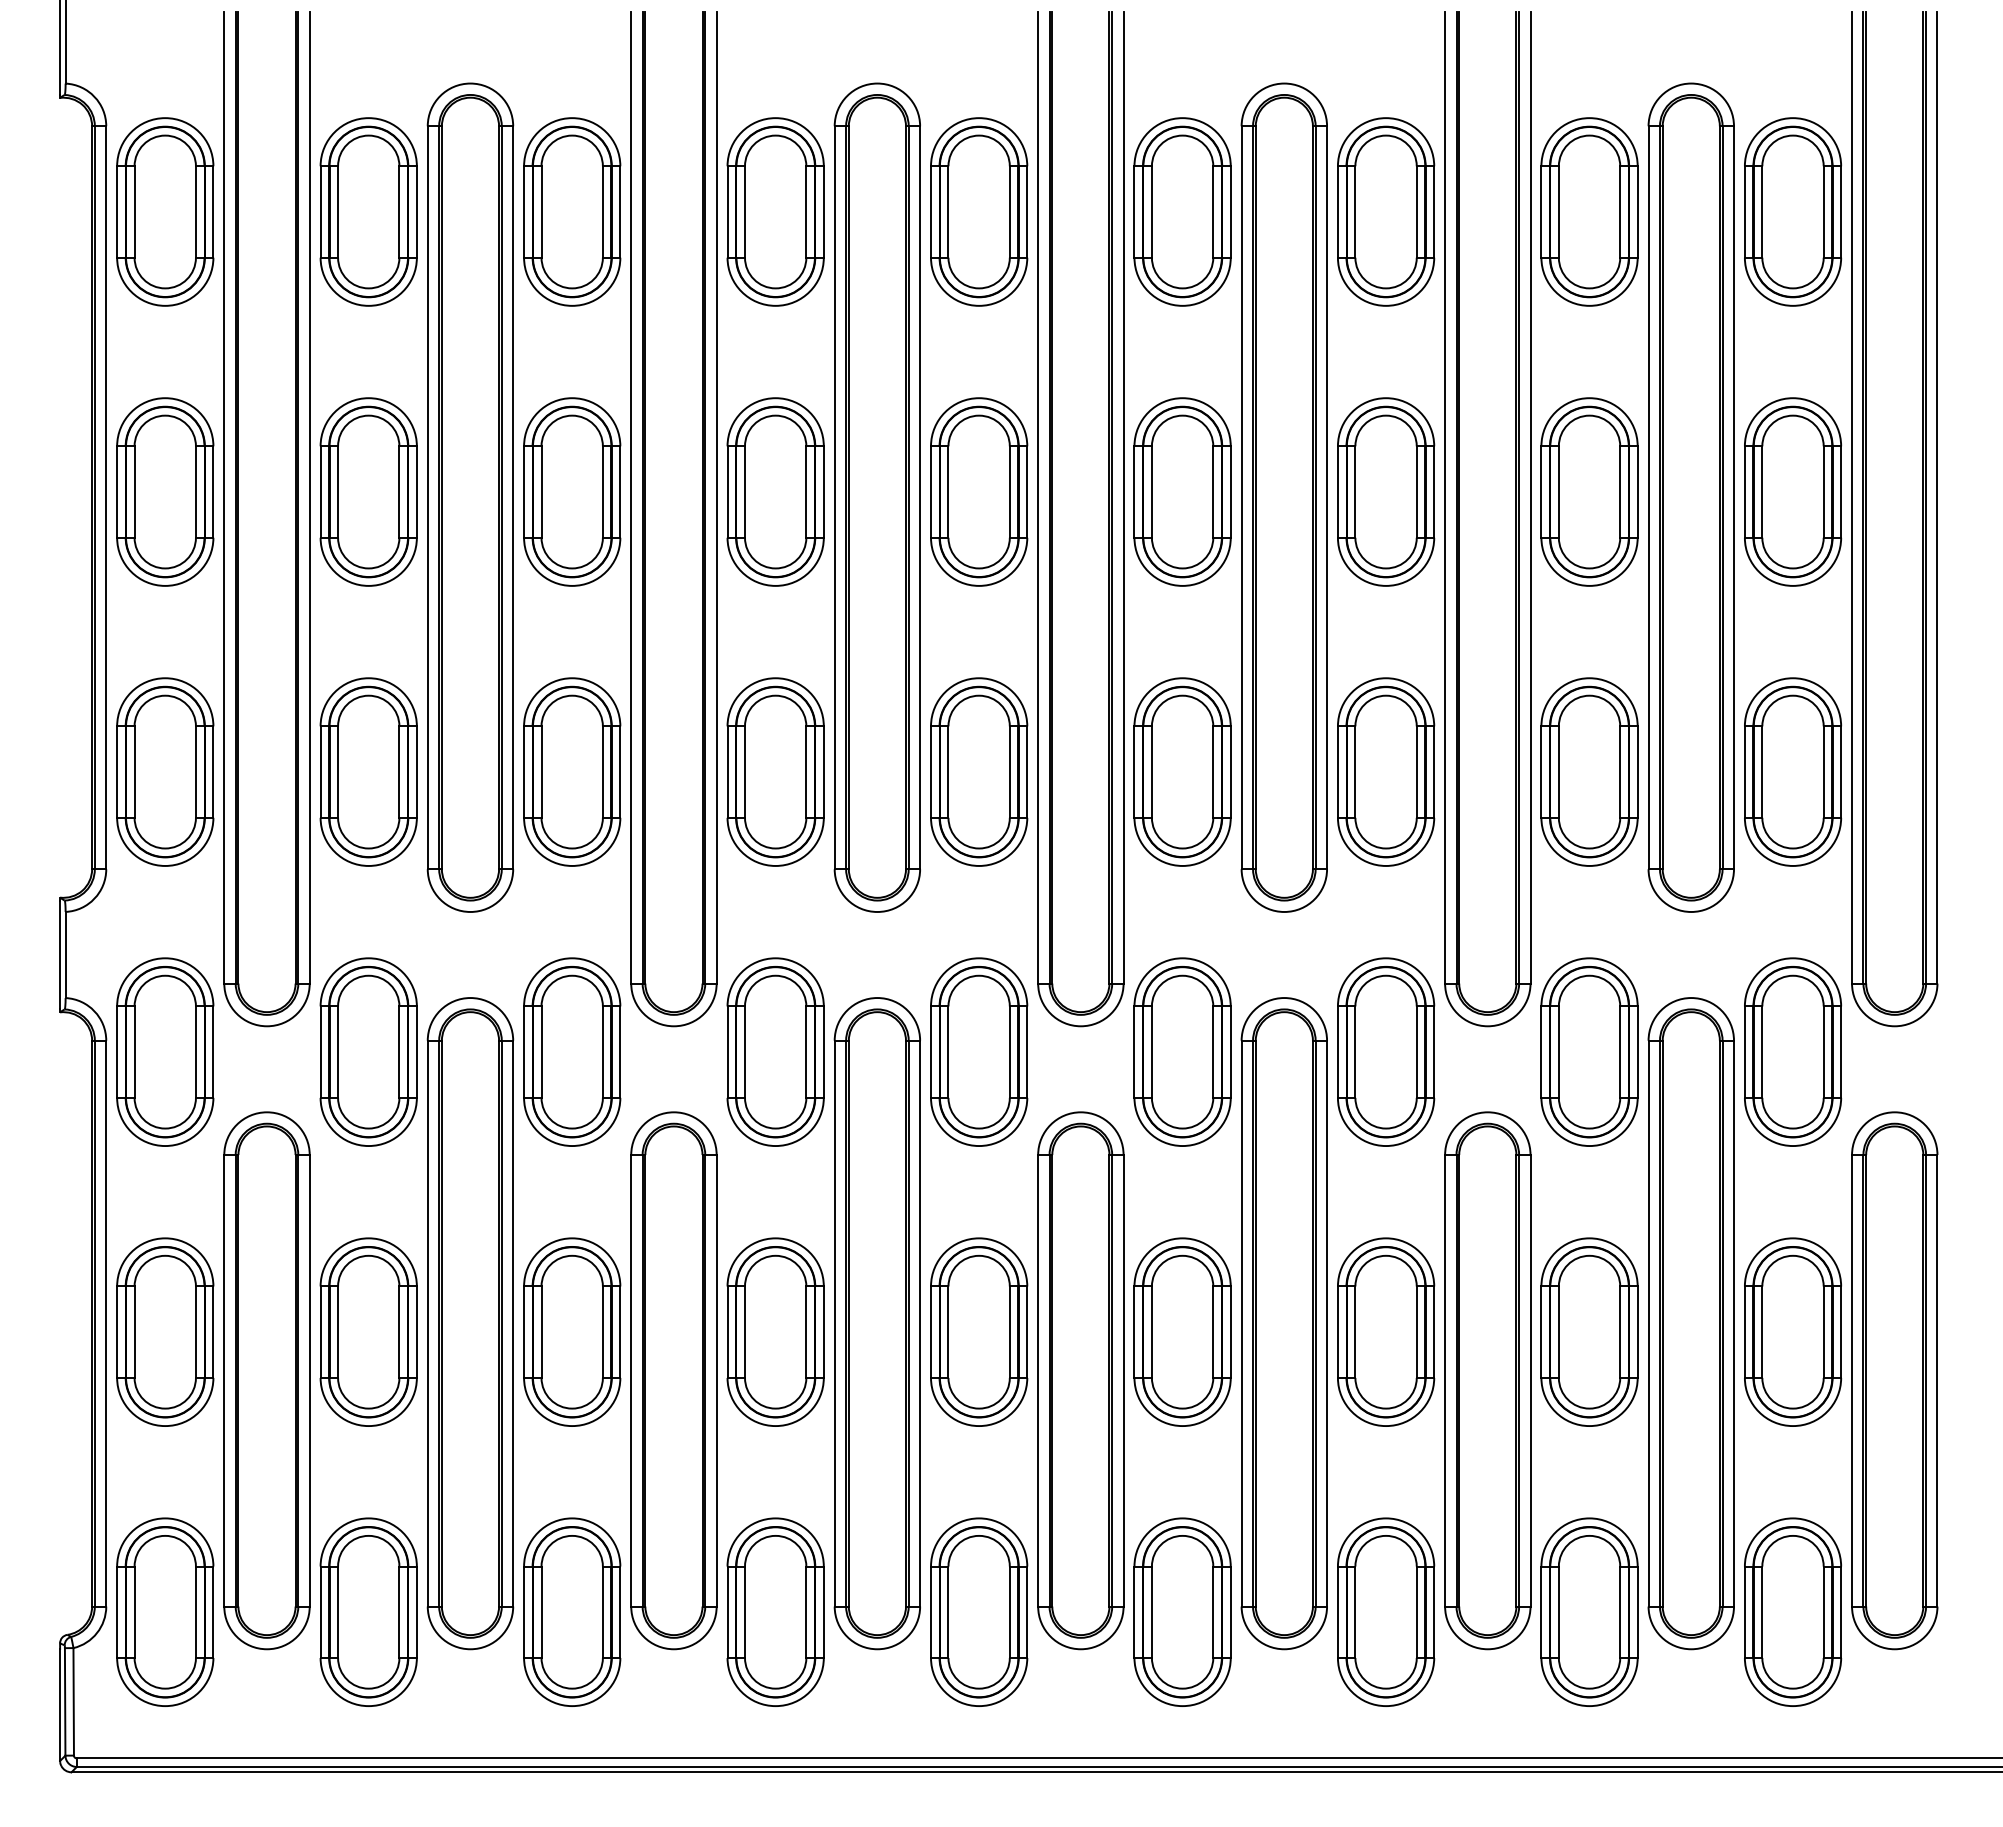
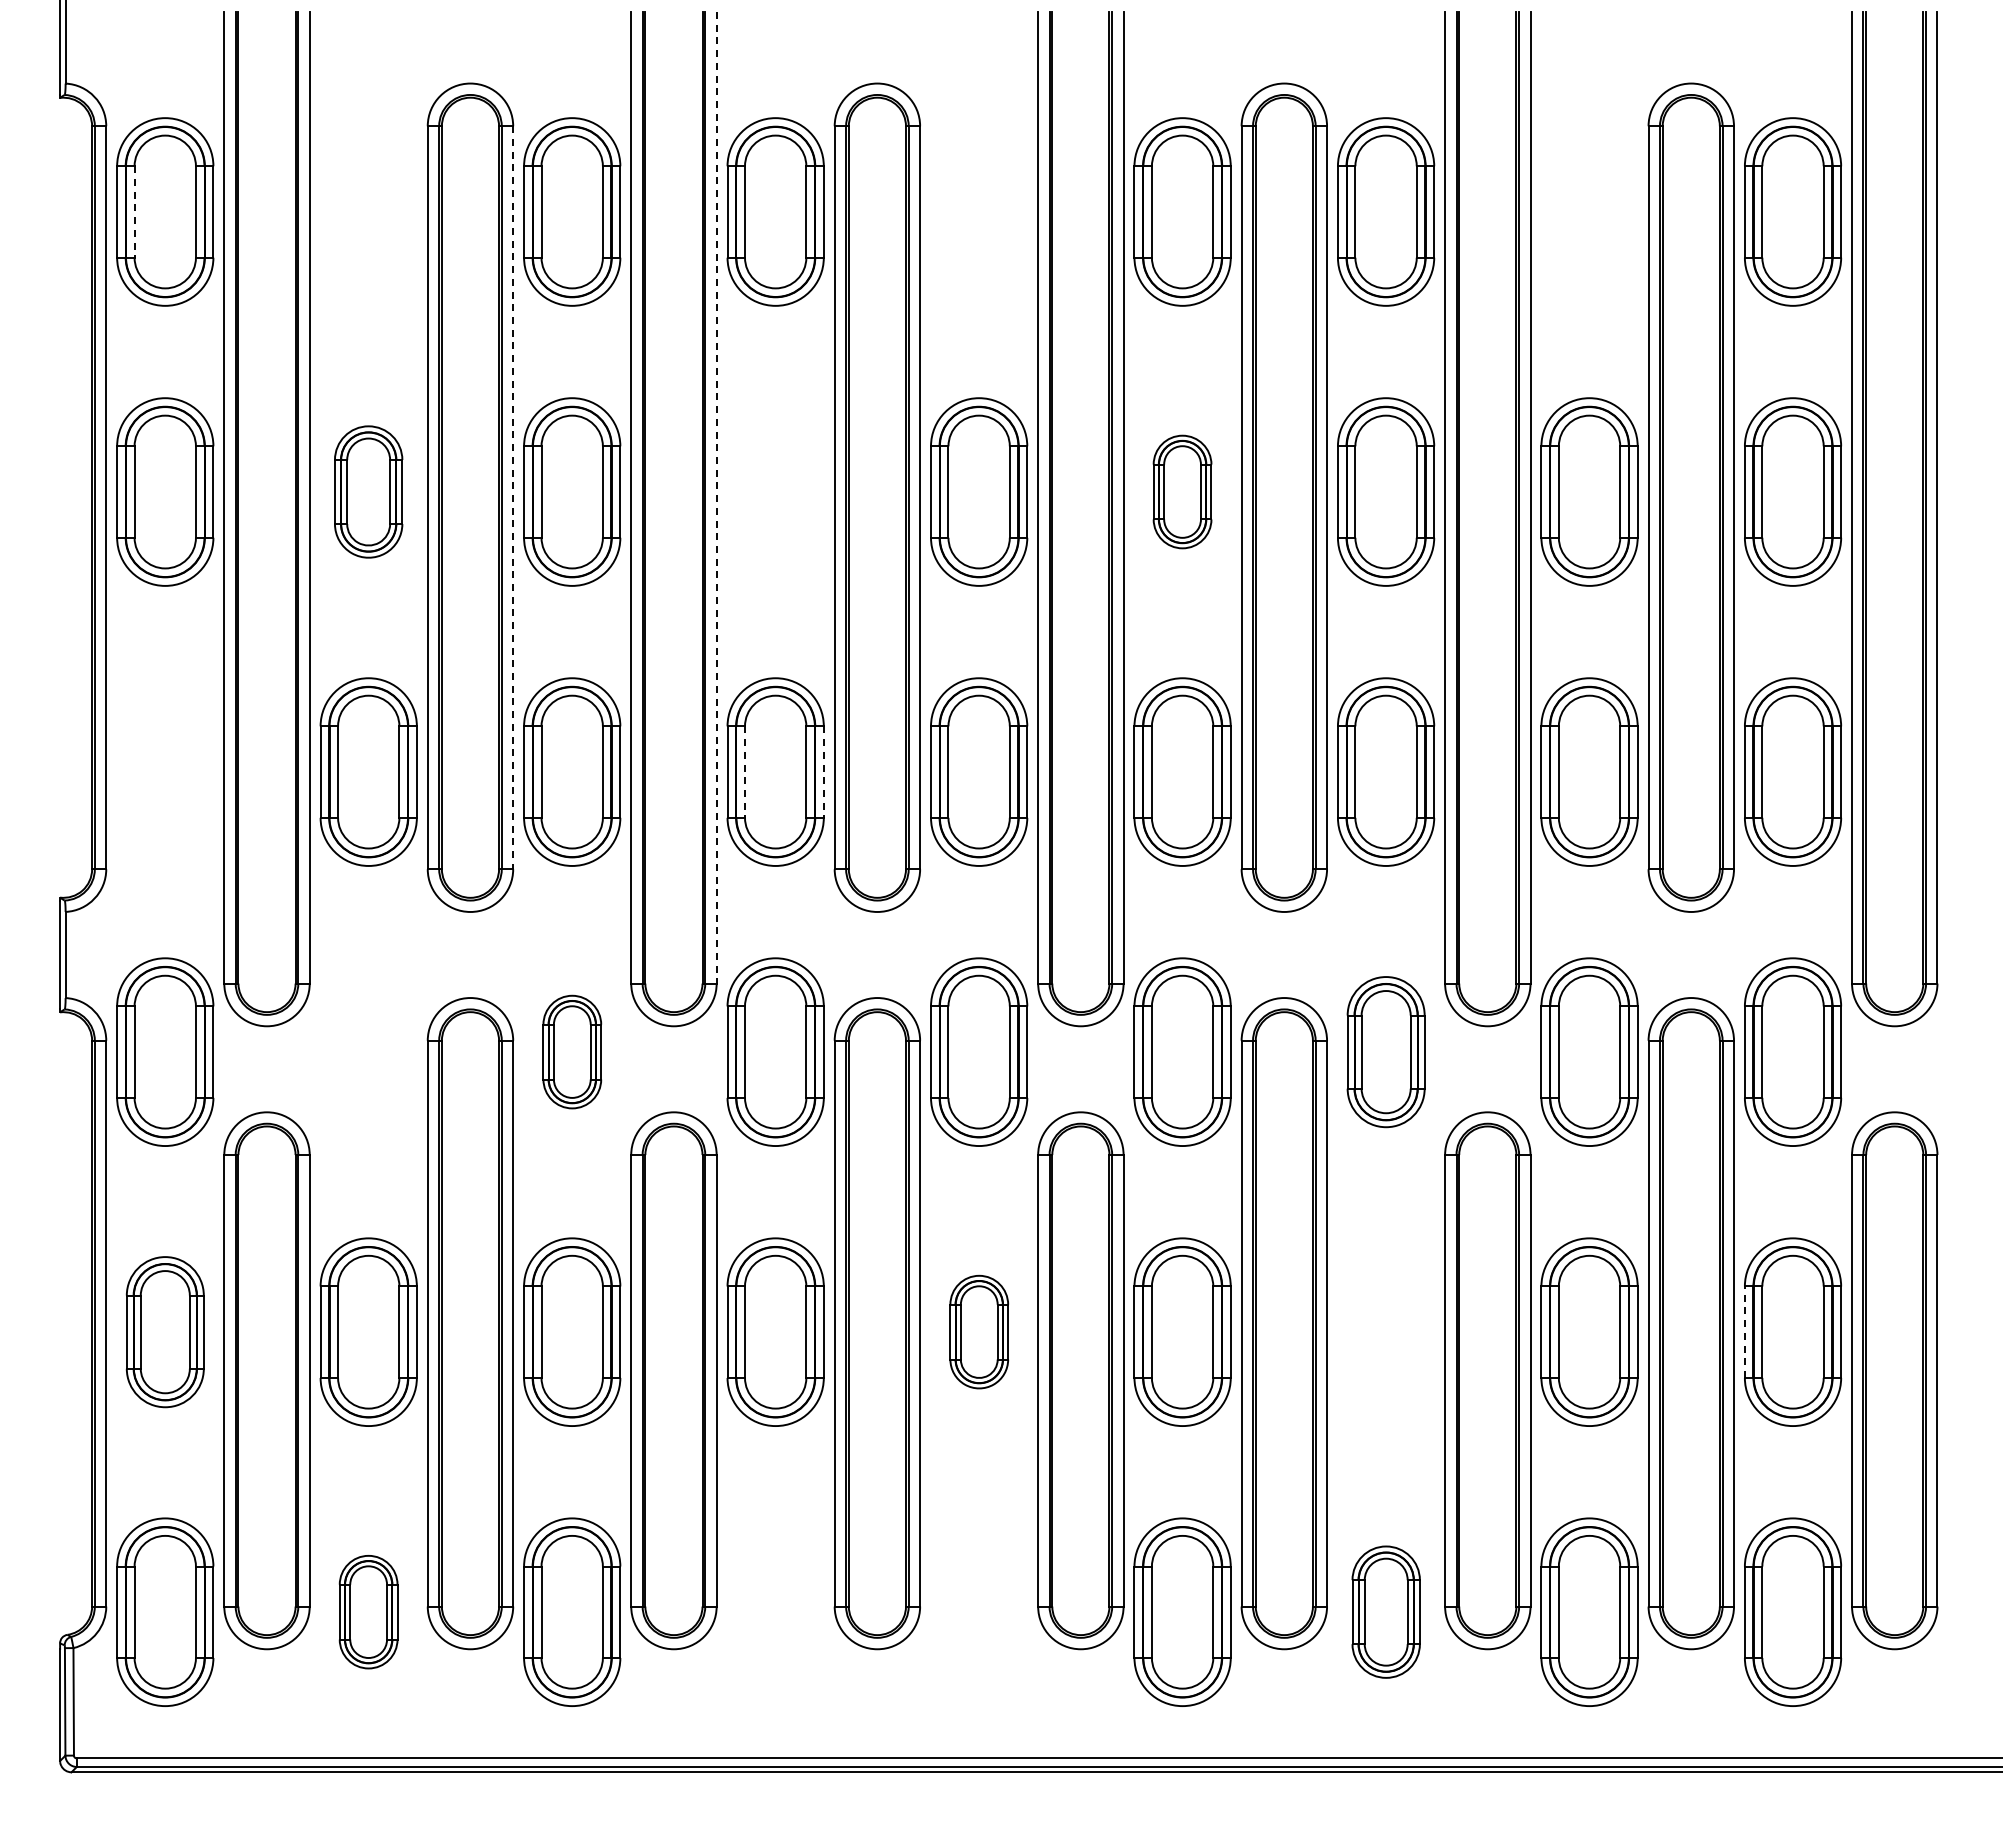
part: present -> none (368, 211)
part: present -> none (979, 211)
part: present -> none (1589, 211)
line: solid -> dashed (134, 212)
part size: 99x190 px -> 70x134 px (368, 491)
part: present -> none (775, 491)
part size: 99x190 px -> 61x116 px (1182, 491)
line: solid -> dashed (716, 497)
line: solid -> dashed (513, 498)
part: present -> none (165, 771)
line: solid -> dashed (745, 772)
line: solid -> dashed (823, 772)
part: present -> none (368, 1051)
part size: 99x190 px -> 61x116 px (572, 1051)
part size: 99x190 px -> 80x153 px (1385, 1052)
part size: 99x190 px -> 80x153 px (164, 1332)
part size: 99x190 px -> 60x116 px (978, 1331)
part: present -> none (1386, 1331)
line: solid -> dashed (1744, 1332)
part size: 99x190 px -> 61x115 px (368, 1612)
part: present -> none (775, 1611)
part: present -> none (979, 1611)
part size: 99x190 px -> 70x134 px (1385, 1611)
